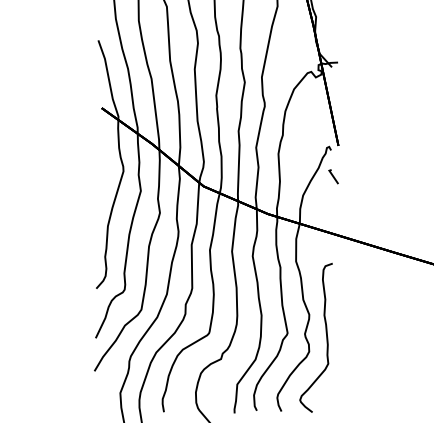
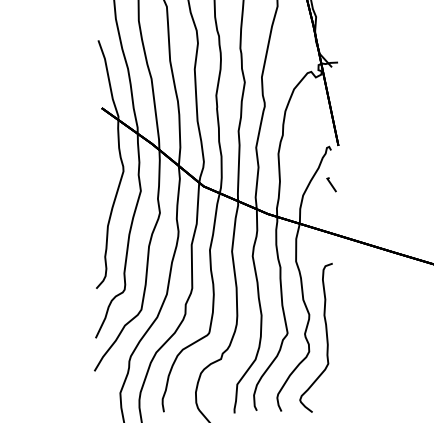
line position: (333, 176) -> (331, 184) (331, 184)
